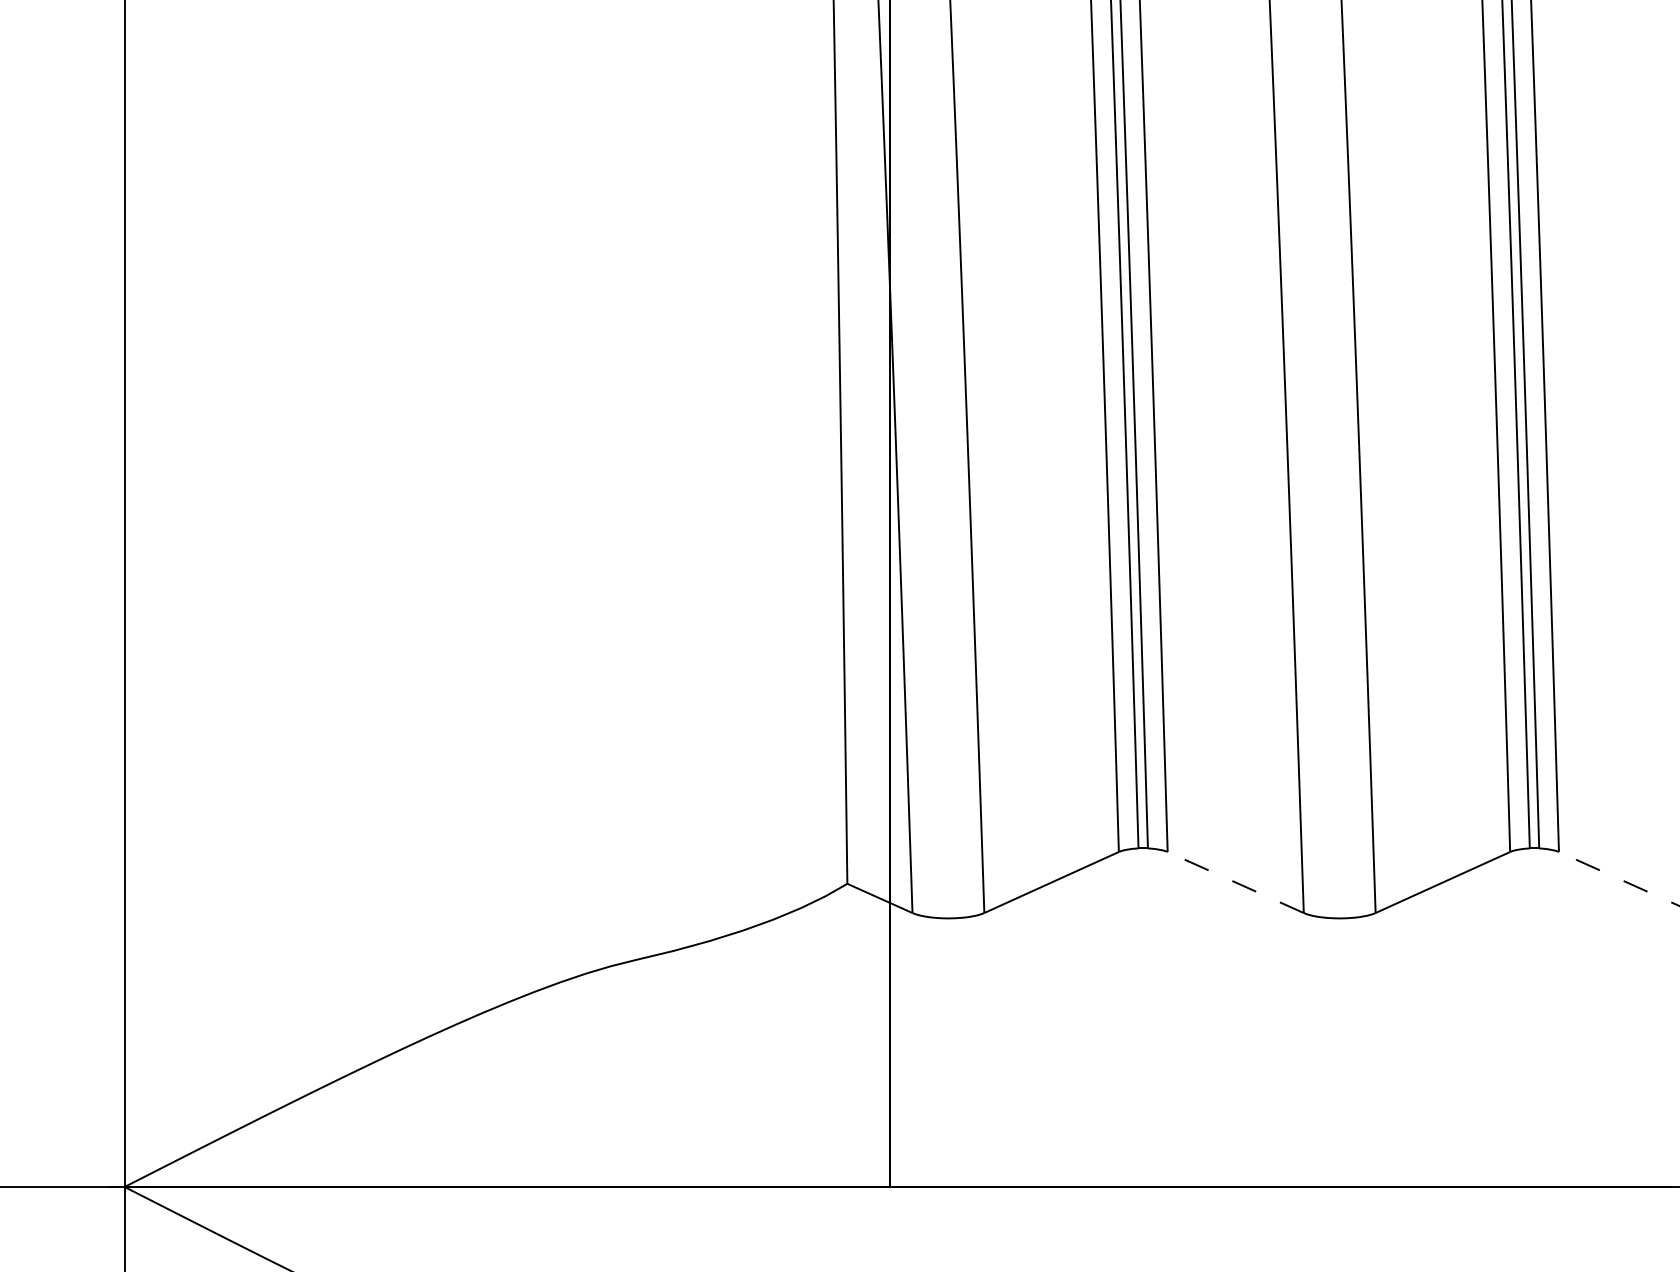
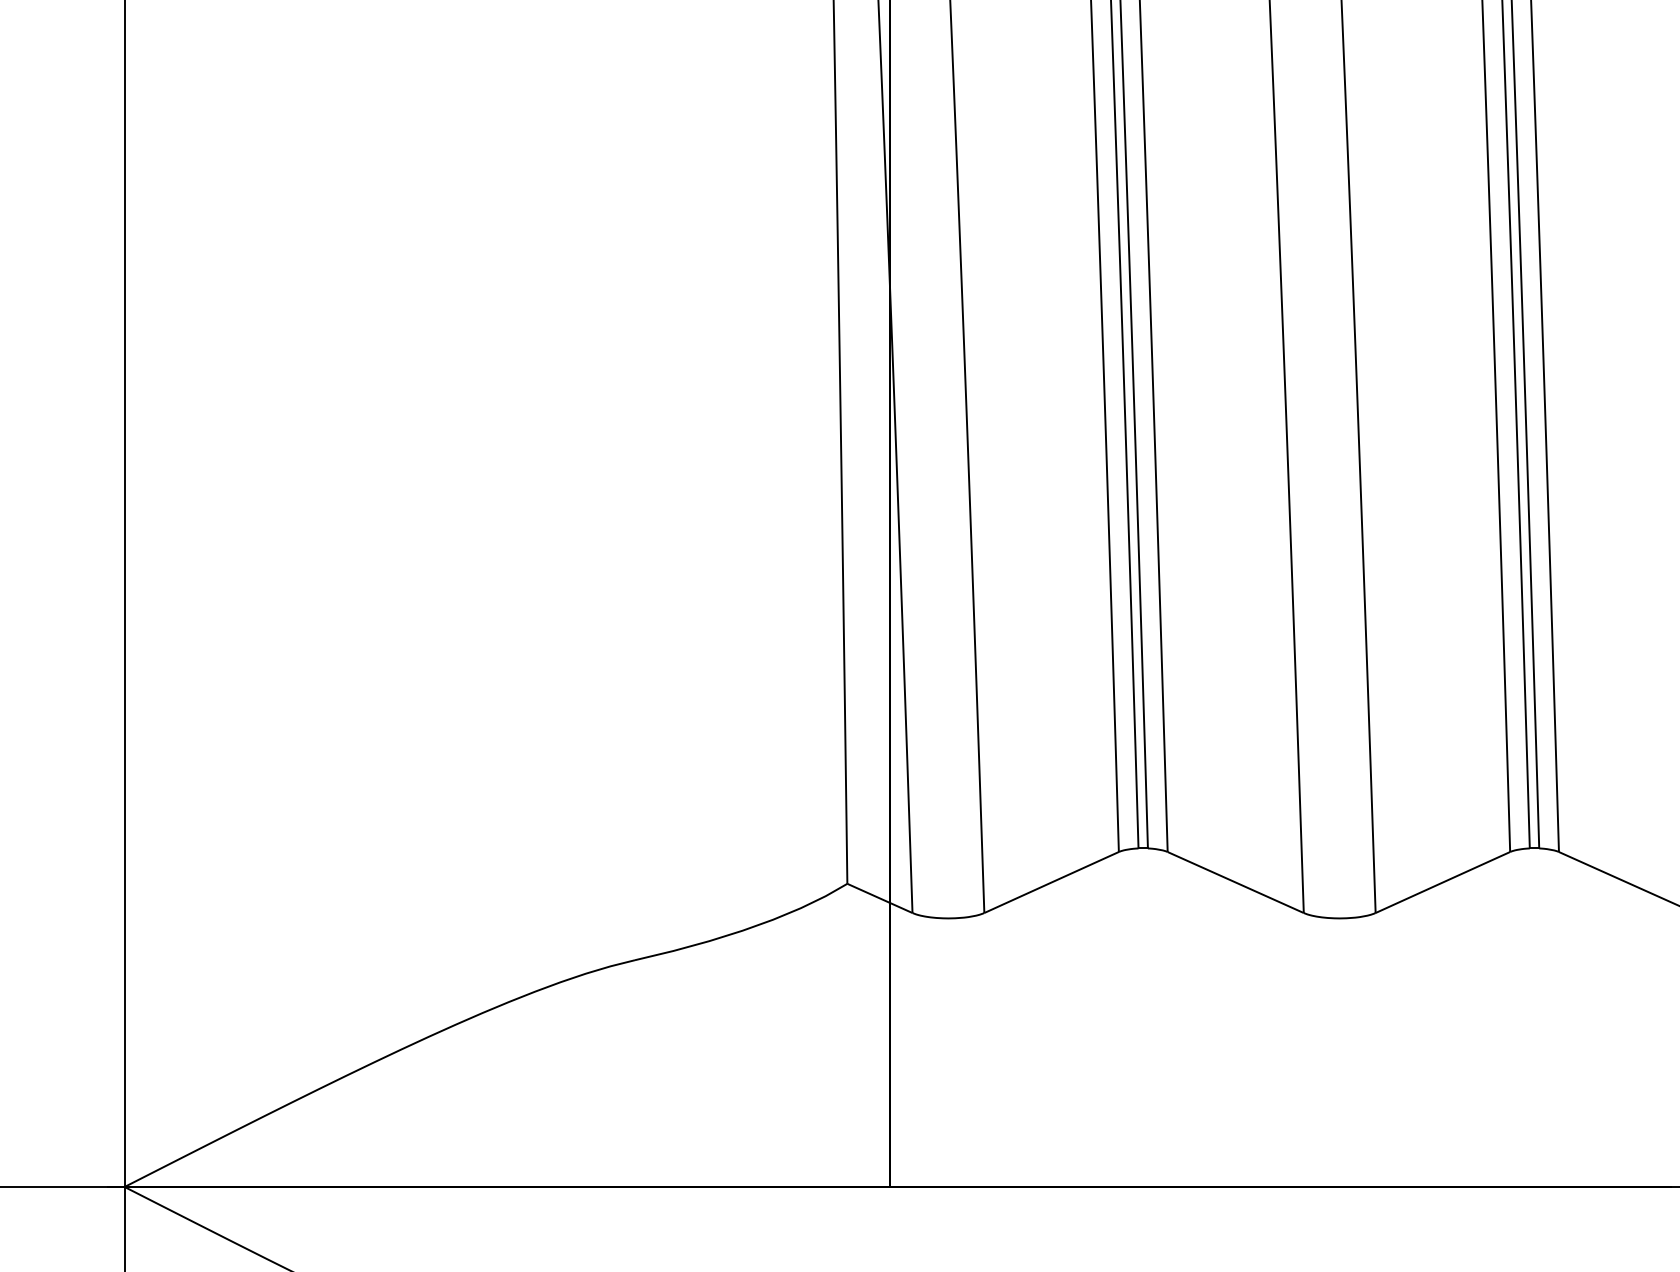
line: dashed -> solid (1620, 879)
line: dashed -> solid (1235, 882)
